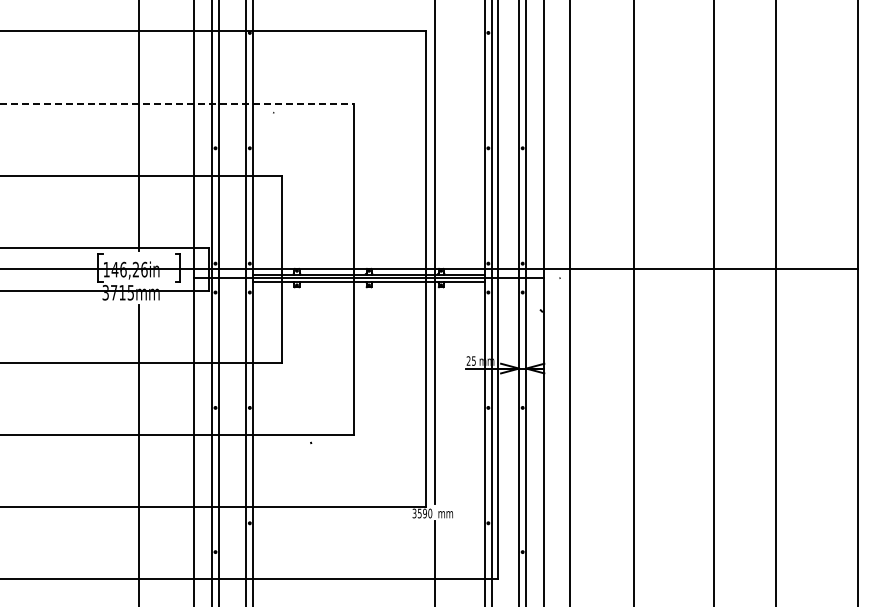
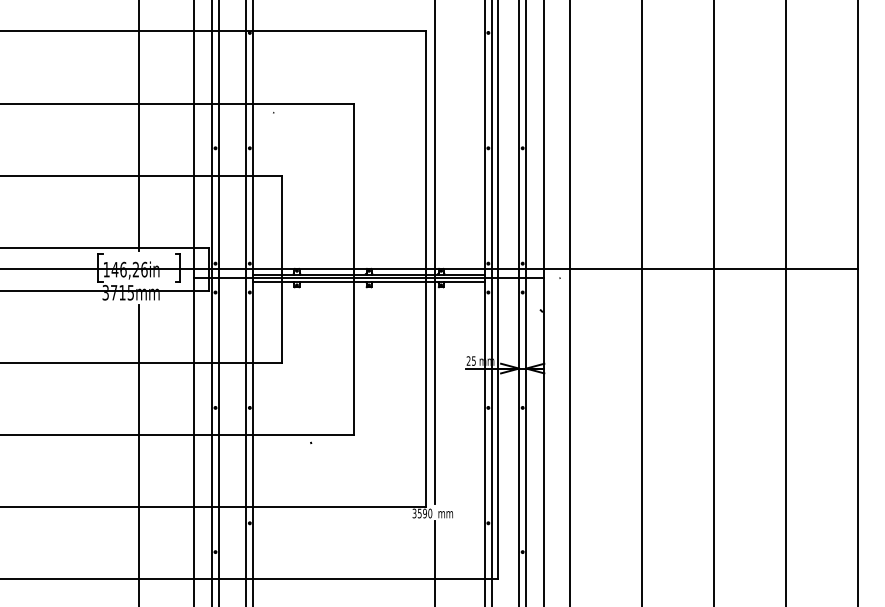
line: dashed -> solid (176, 103)
line position: (634, 302) -> (642, 302) (642, 302)
line position: (776, 302) -> (786, 302) (786, 302)
